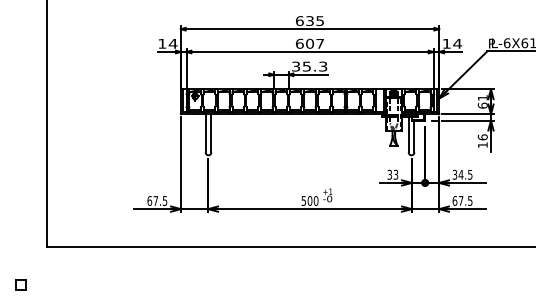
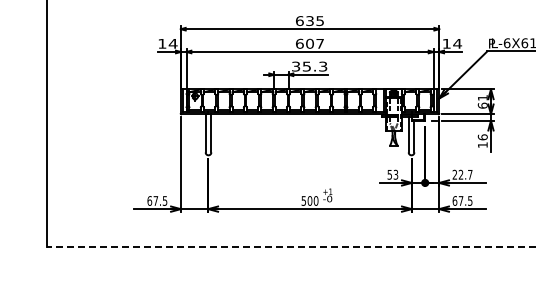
text: 33 -> 53 (389, 173)
text: 34.5 -> 22.7 (462, 174)
line: solid -> dashed (291, 247)
part: present -> none (20, 284)
